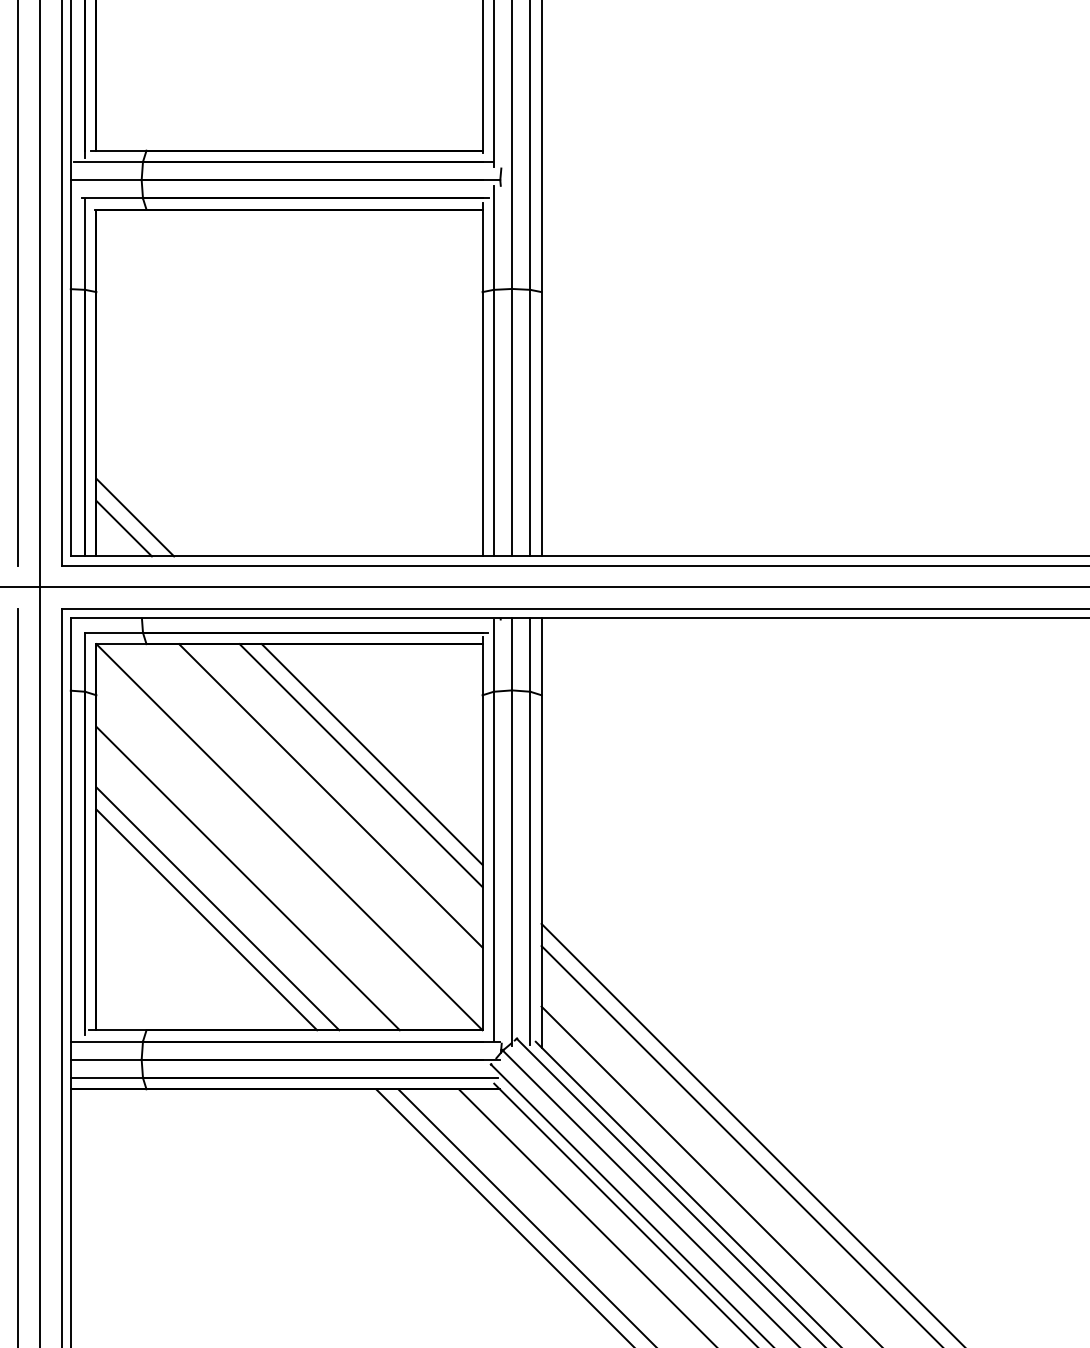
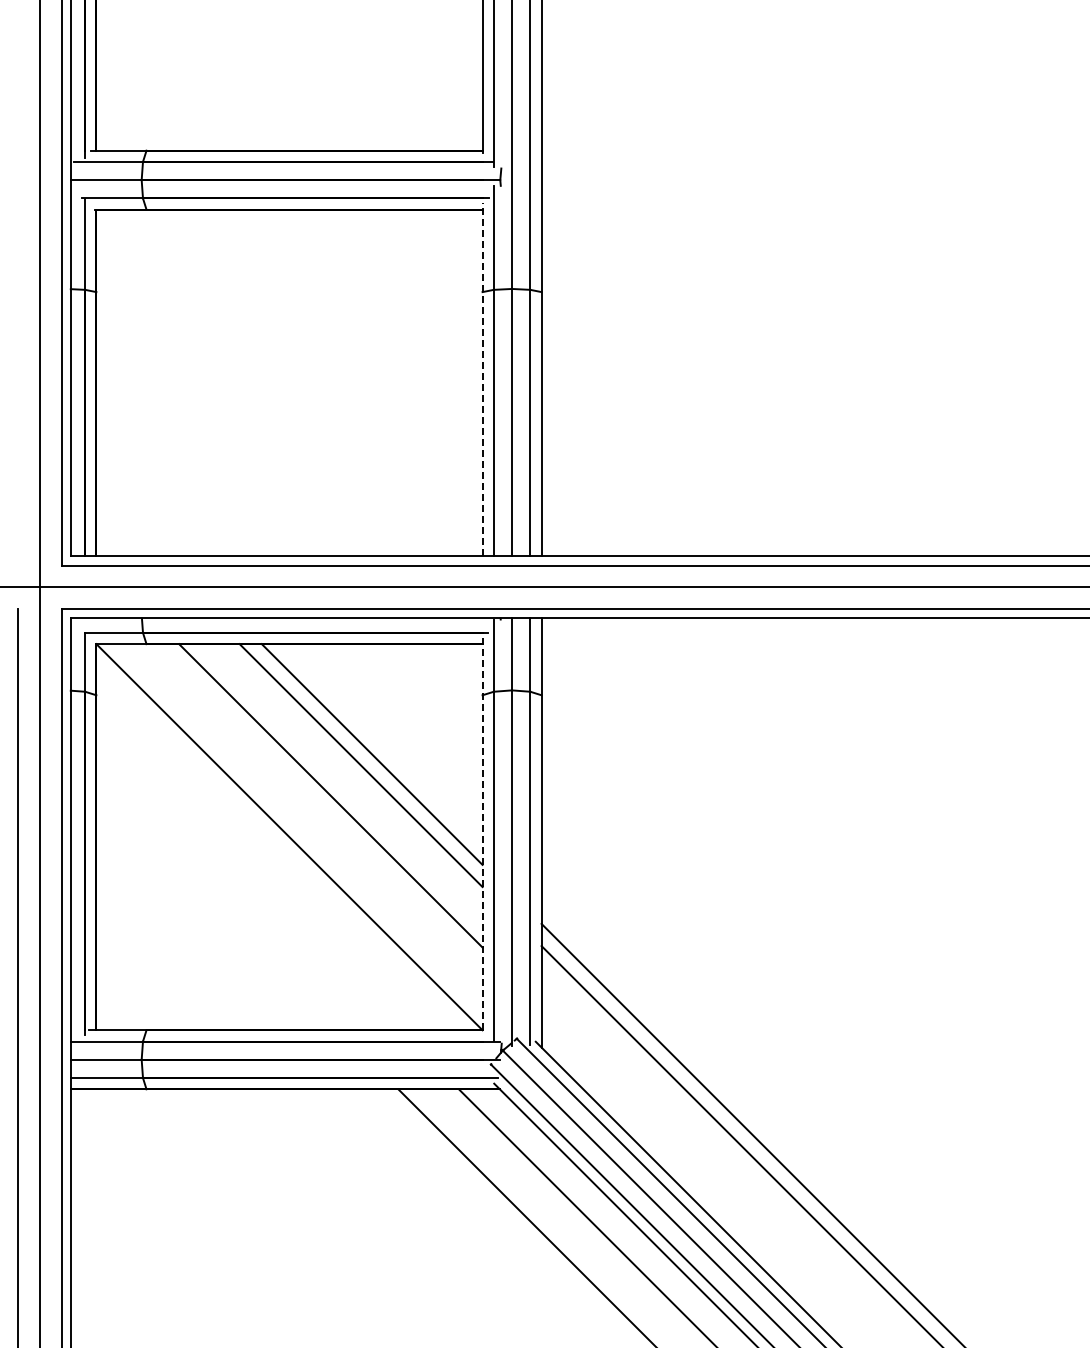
line: present -> none (17, 283)
line: solid -> dashed (482, 379)
line: present -> none (135, 517)
line: present -> none (123, 528)
line: solid -> dashed (482, 833)
line: present -> none (247, 878)
line: present -> none (217, 908)
line: present -> none (206, 919)
line: present -> none (710, 1175)
line: present -> none (503, 1216)
